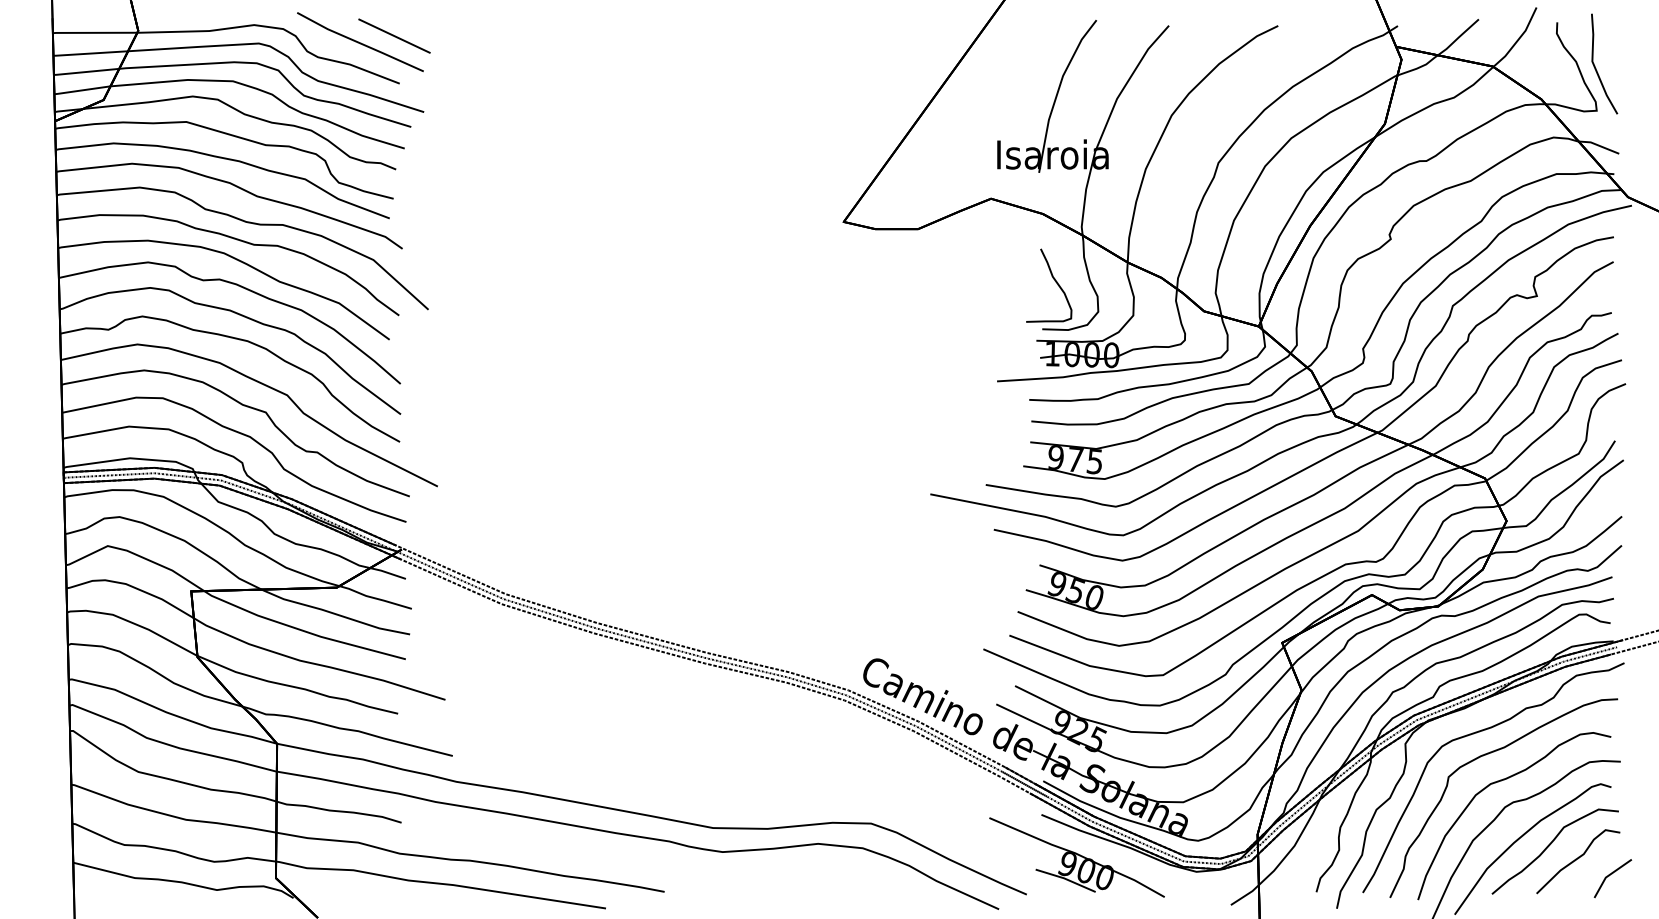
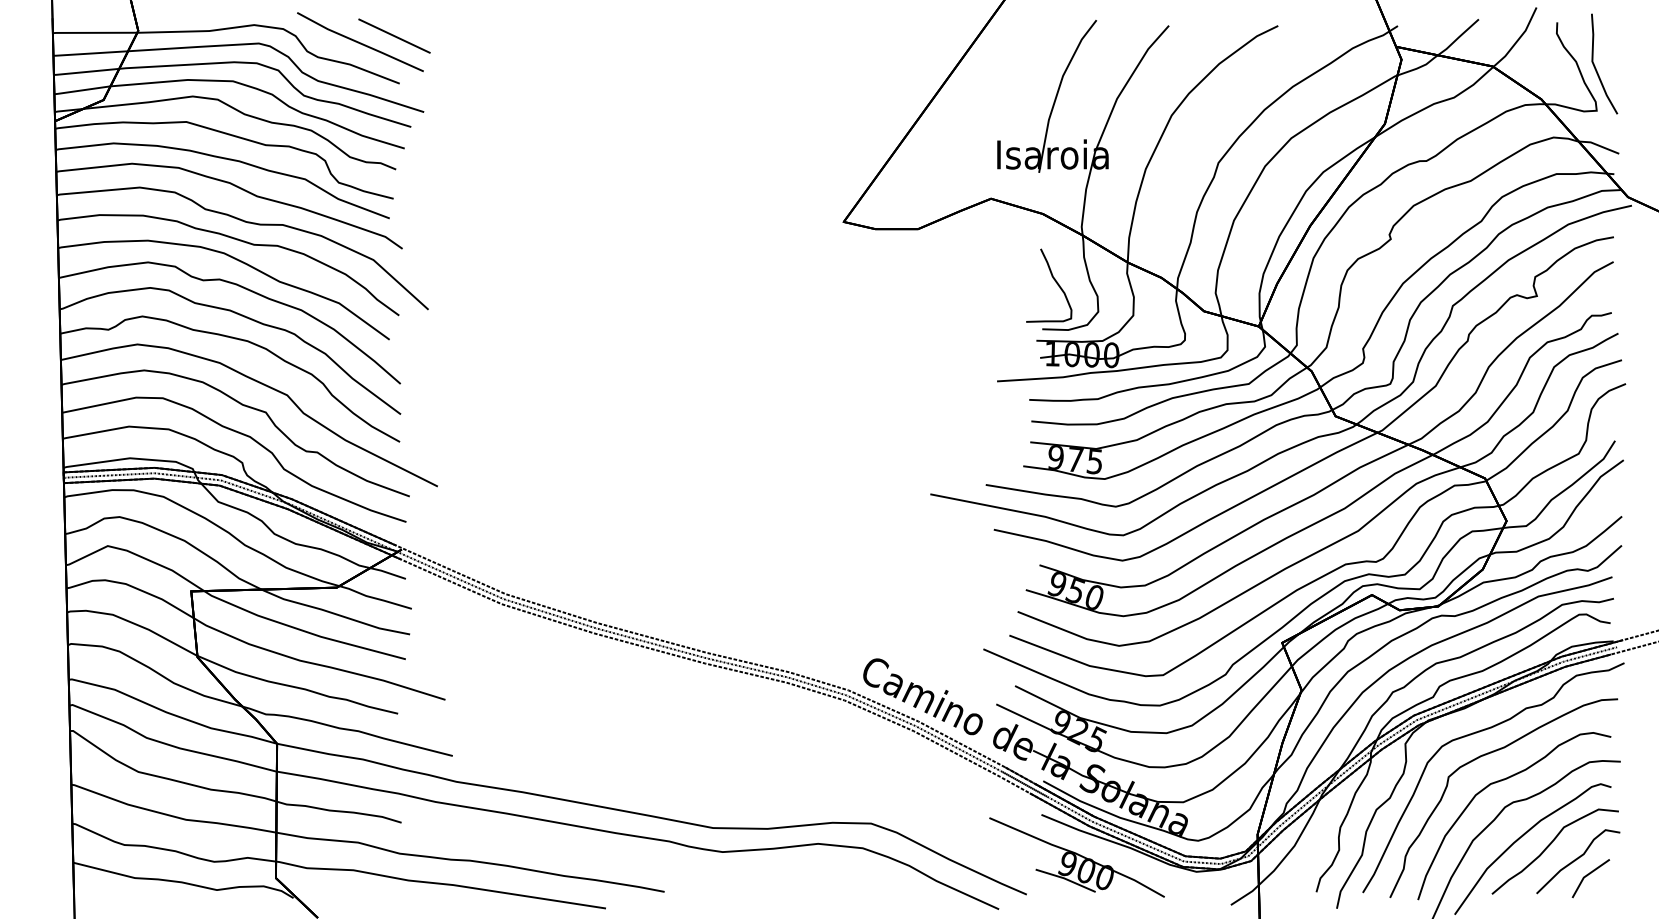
line position: (1610, 875) -> (1588, 875) (1588, 875)
